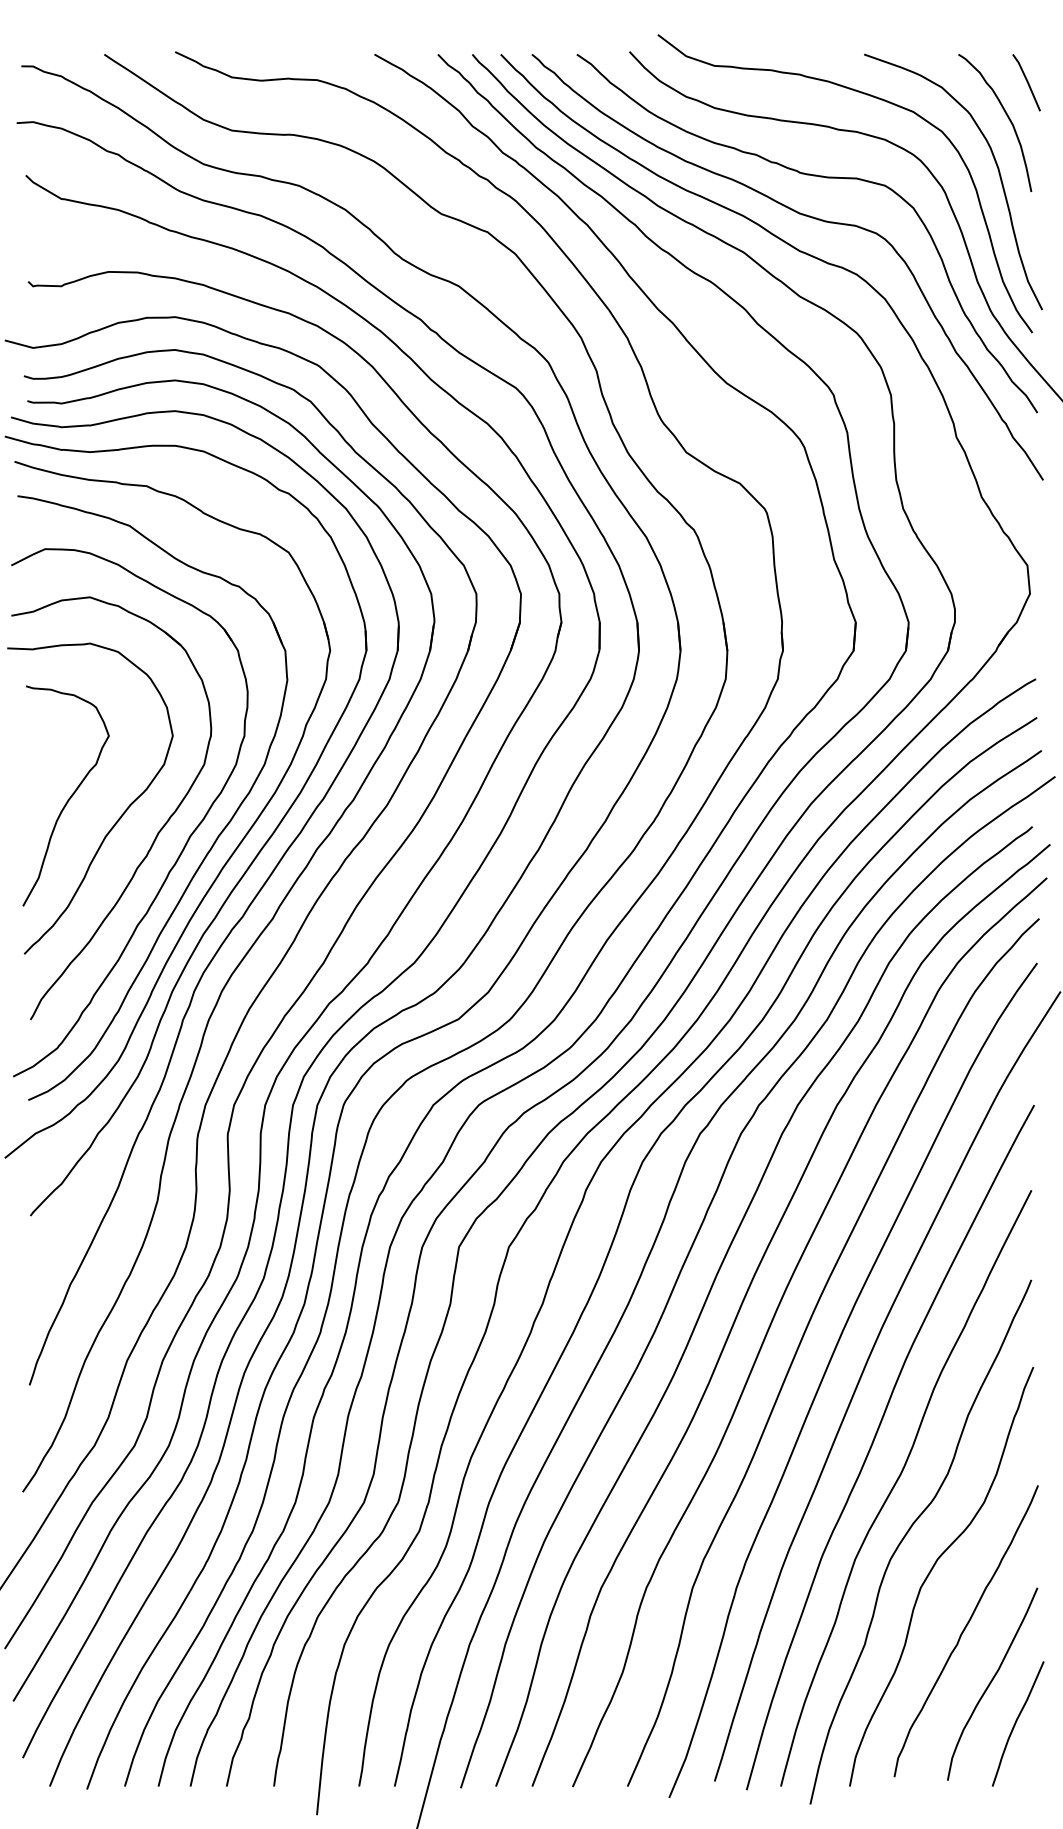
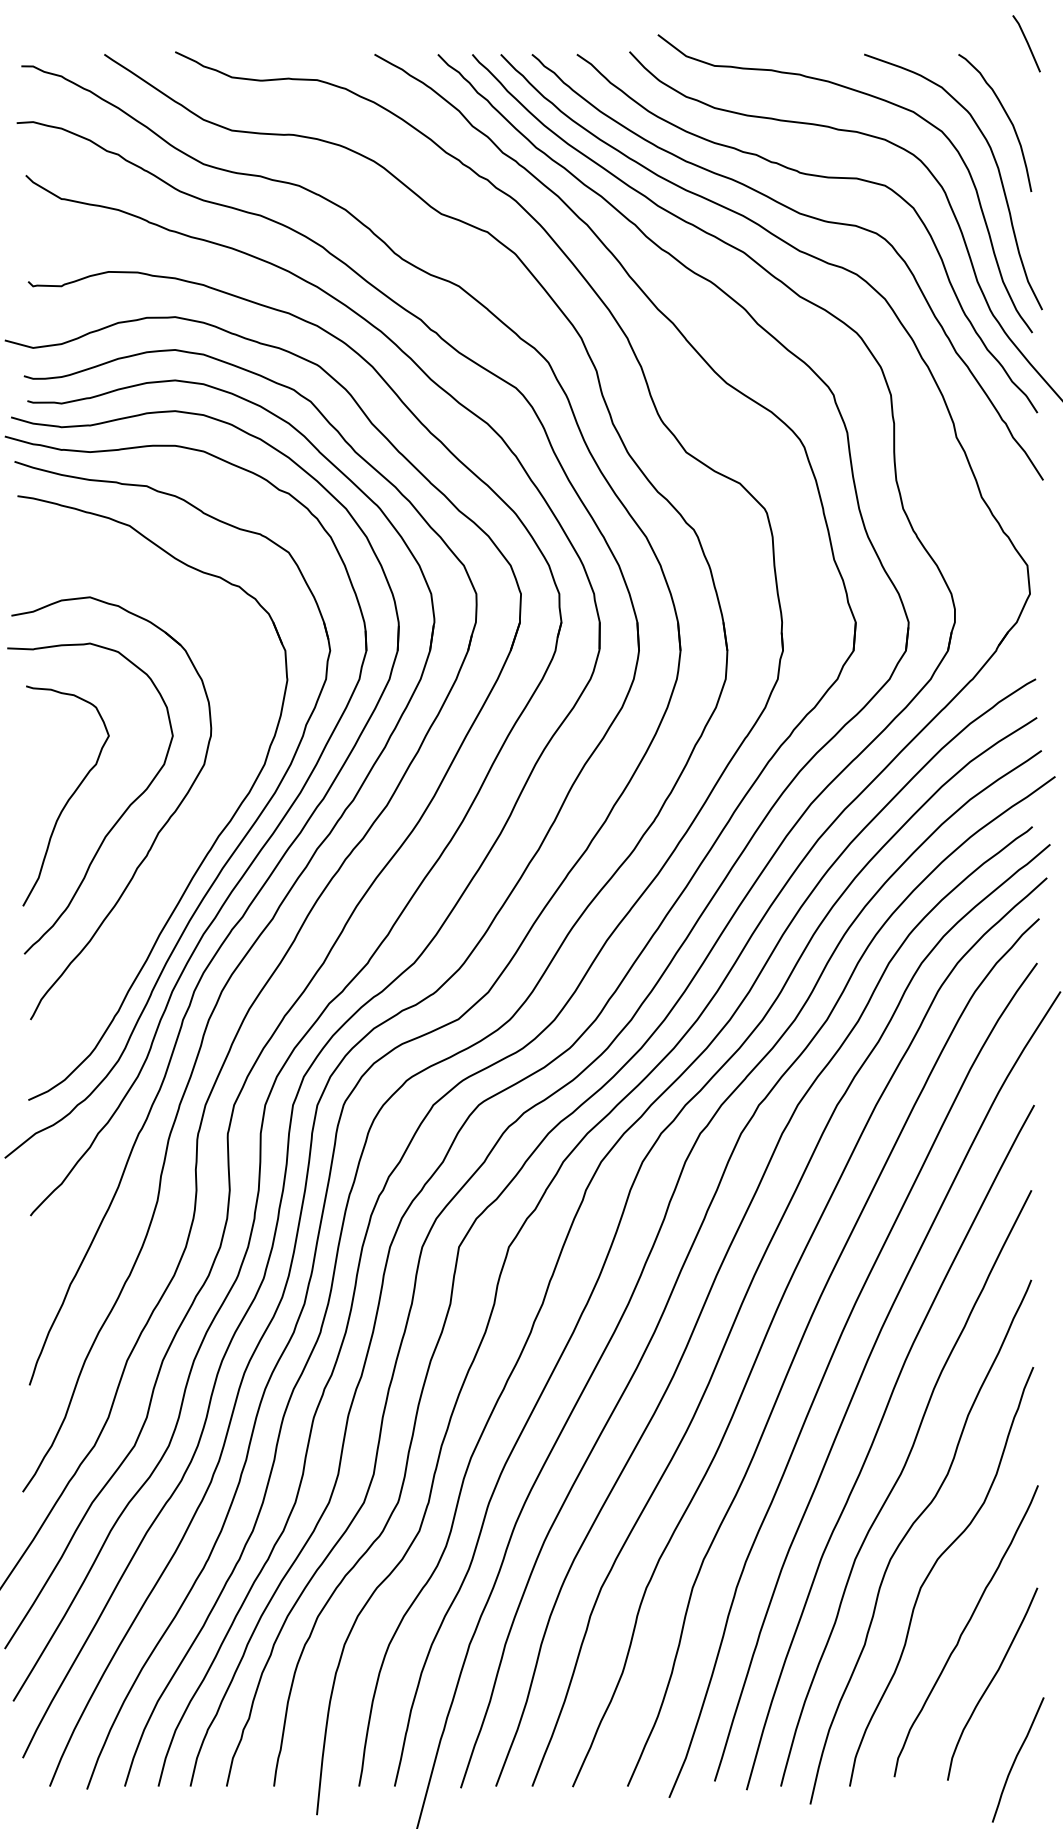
line position: (1026, 82) -> (1026, 43) (1026, 43)
part: present -> none (186, 841)
curve position: (1016, 1723) -> (1016, 1759) (1016, 1759)
